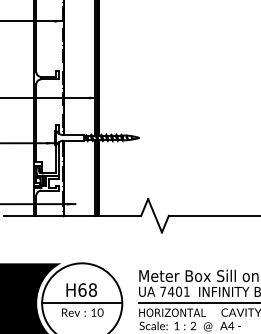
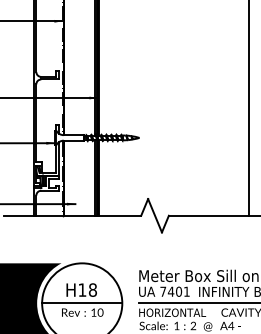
line: none -> present (249, 108)
text: H68 -> H18 (82, 289)
